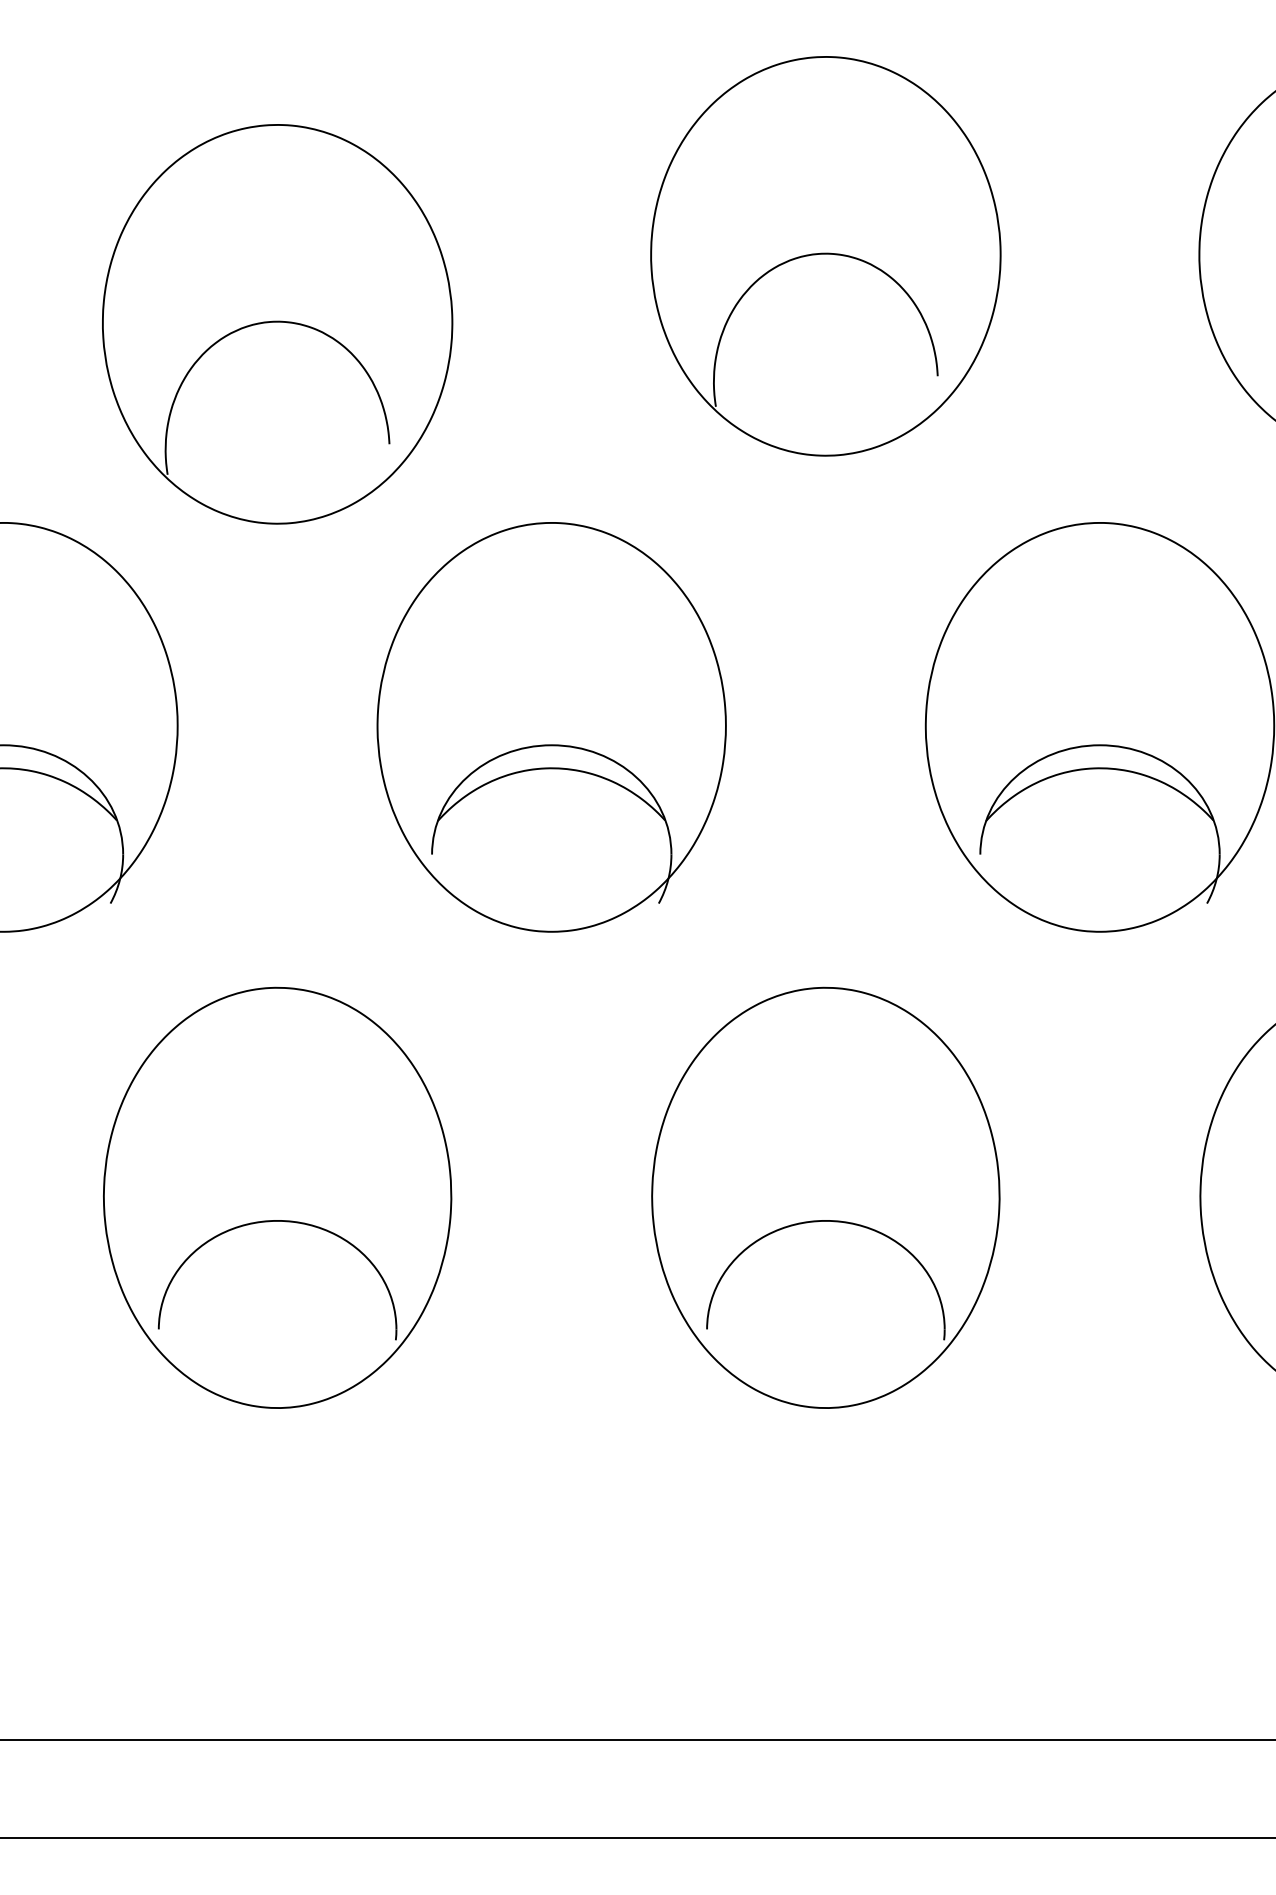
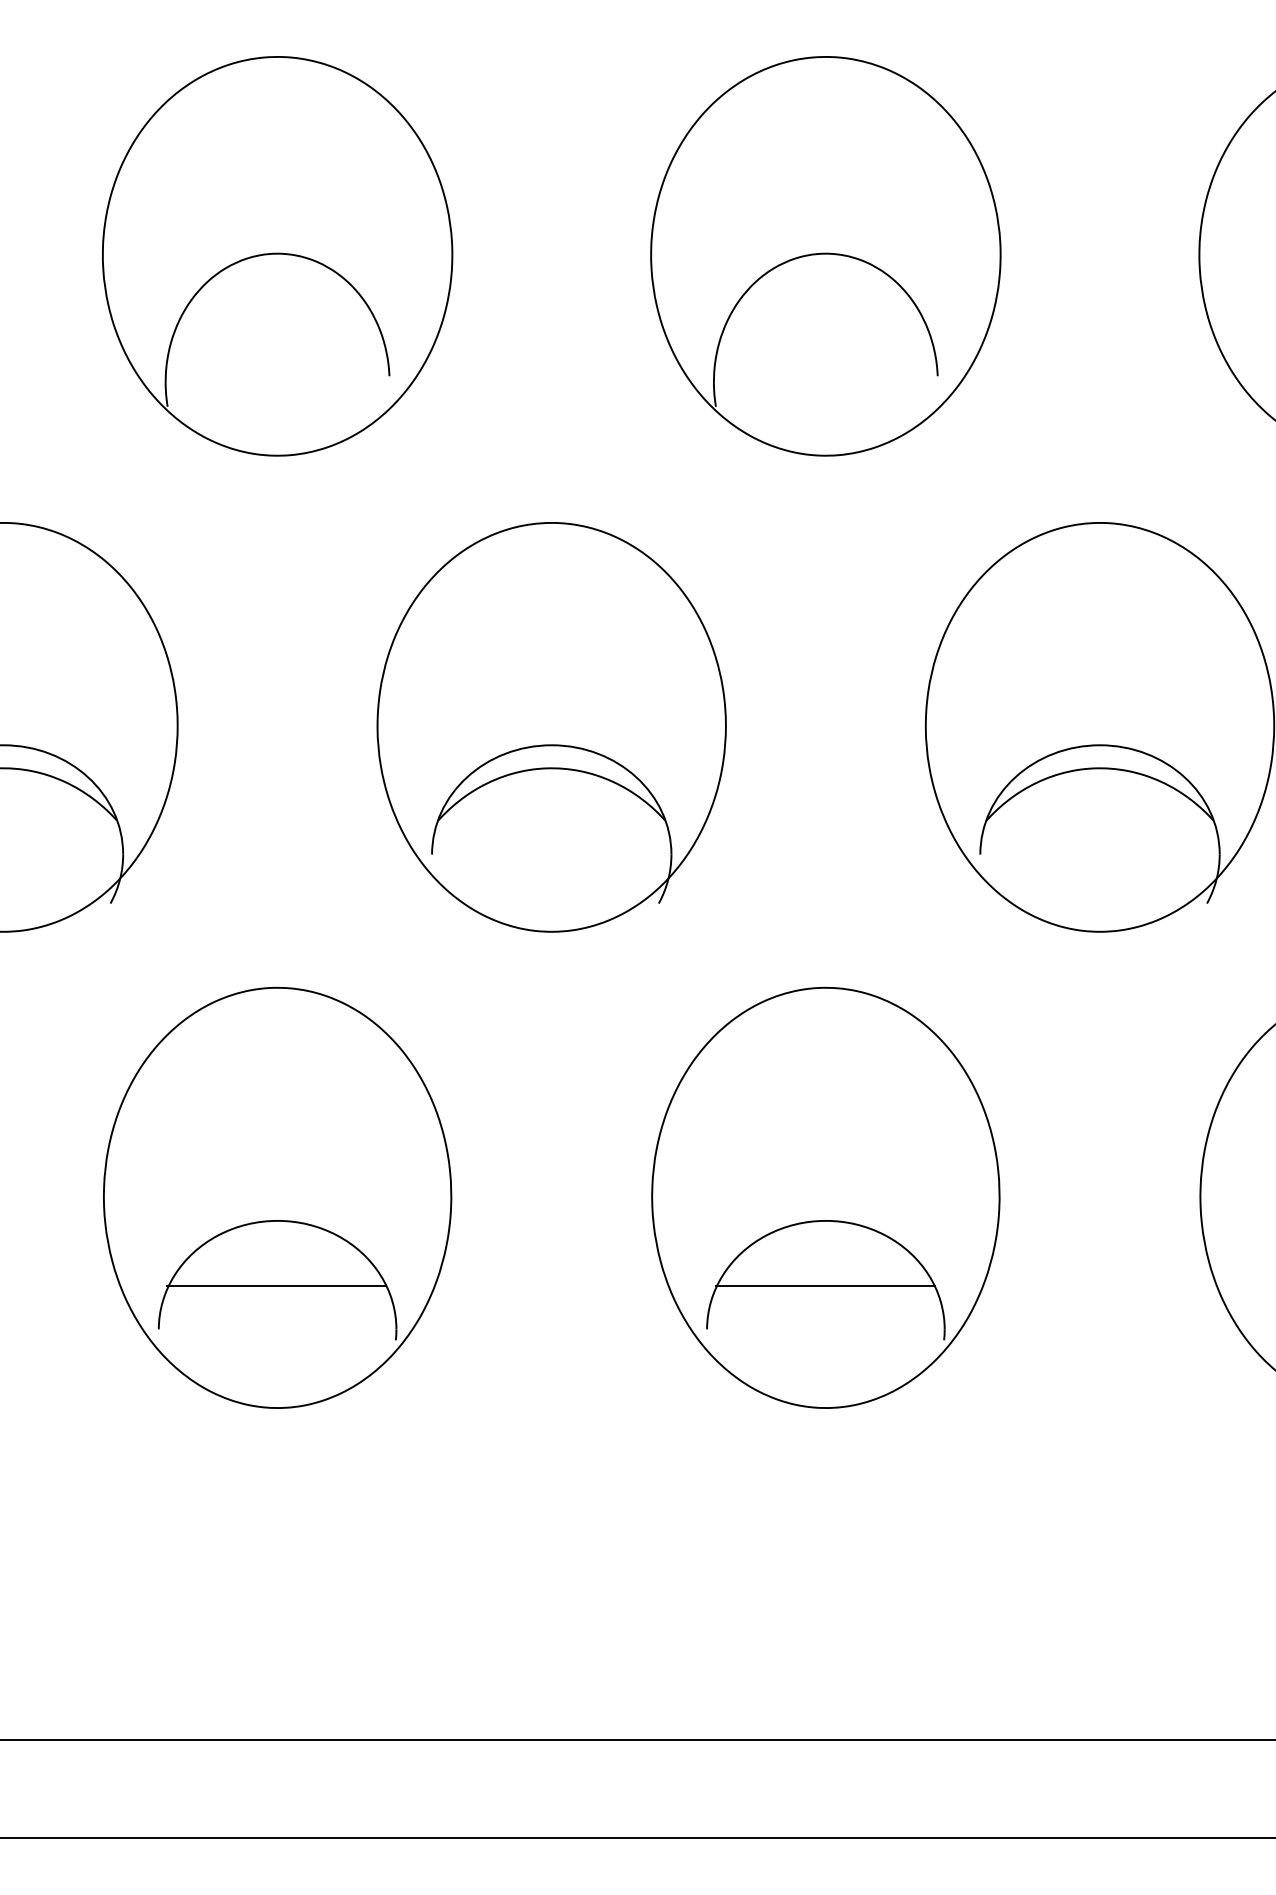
part position: (277, 324) -> (277, 256) (277, 256)
line: none -> present (276, 1286)
line: none -> present (825, 1286)
